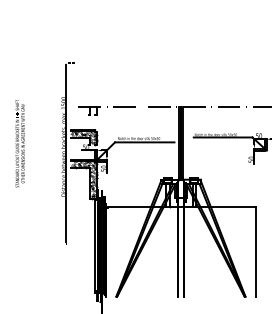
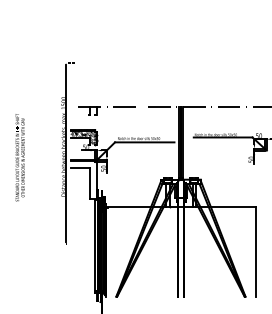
text position: (19, 143) -> (19, 157) (19, 157)
hatch: present -> none (84, 179)
